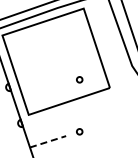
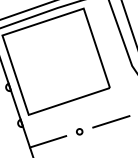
circle: present -> none (79, 79)
line: none -> present (111, 121)
line: dashed -> solid (48, 141)
